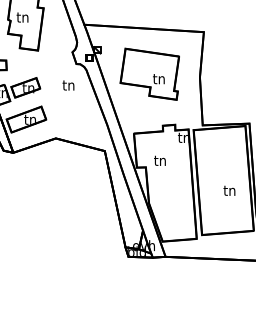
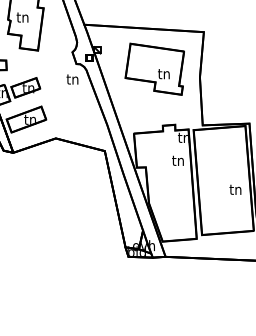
part position: (149, 73) -> (154, 68) (154, 68)
text position: (68, 85) -> (72, 79) (72, 79)
text position: (159, 160) -> (177, 160) (177, 160)
text position: (229, 190) -> (235, 189) (235, 189)
